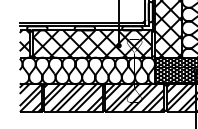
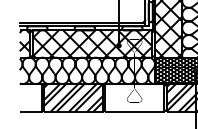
hatch: present -> none (30, 97)
hatch: present -> none (134, 97)
